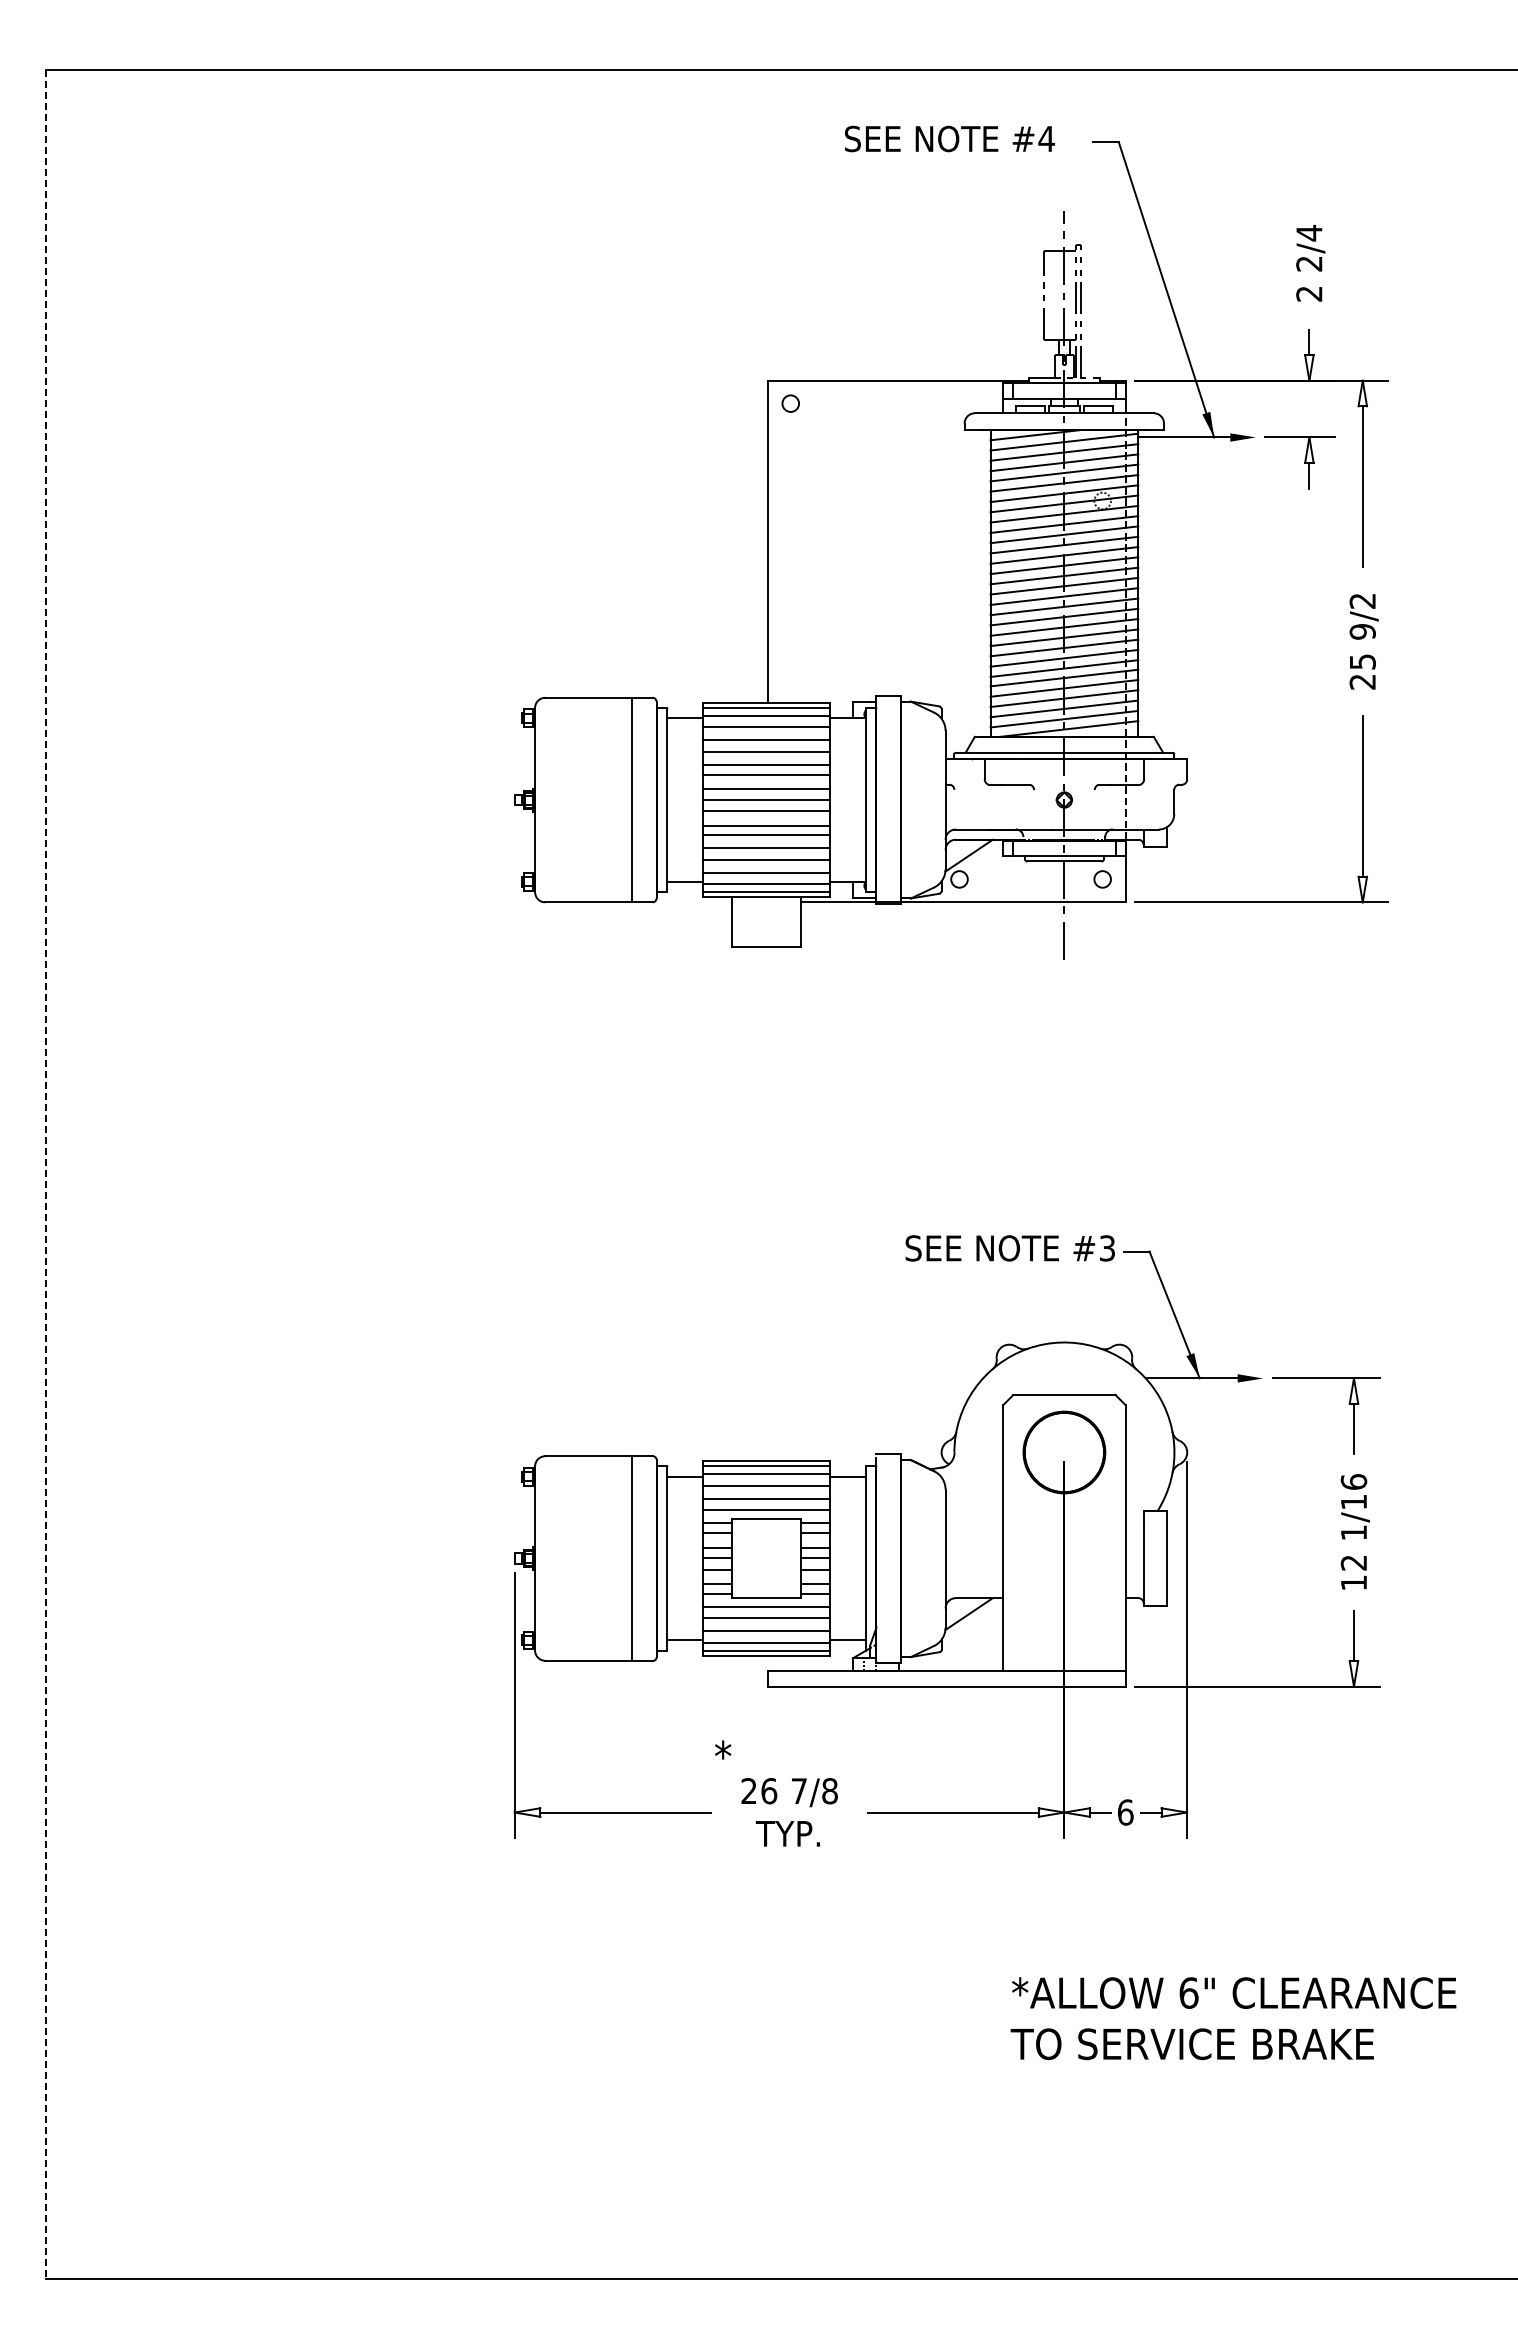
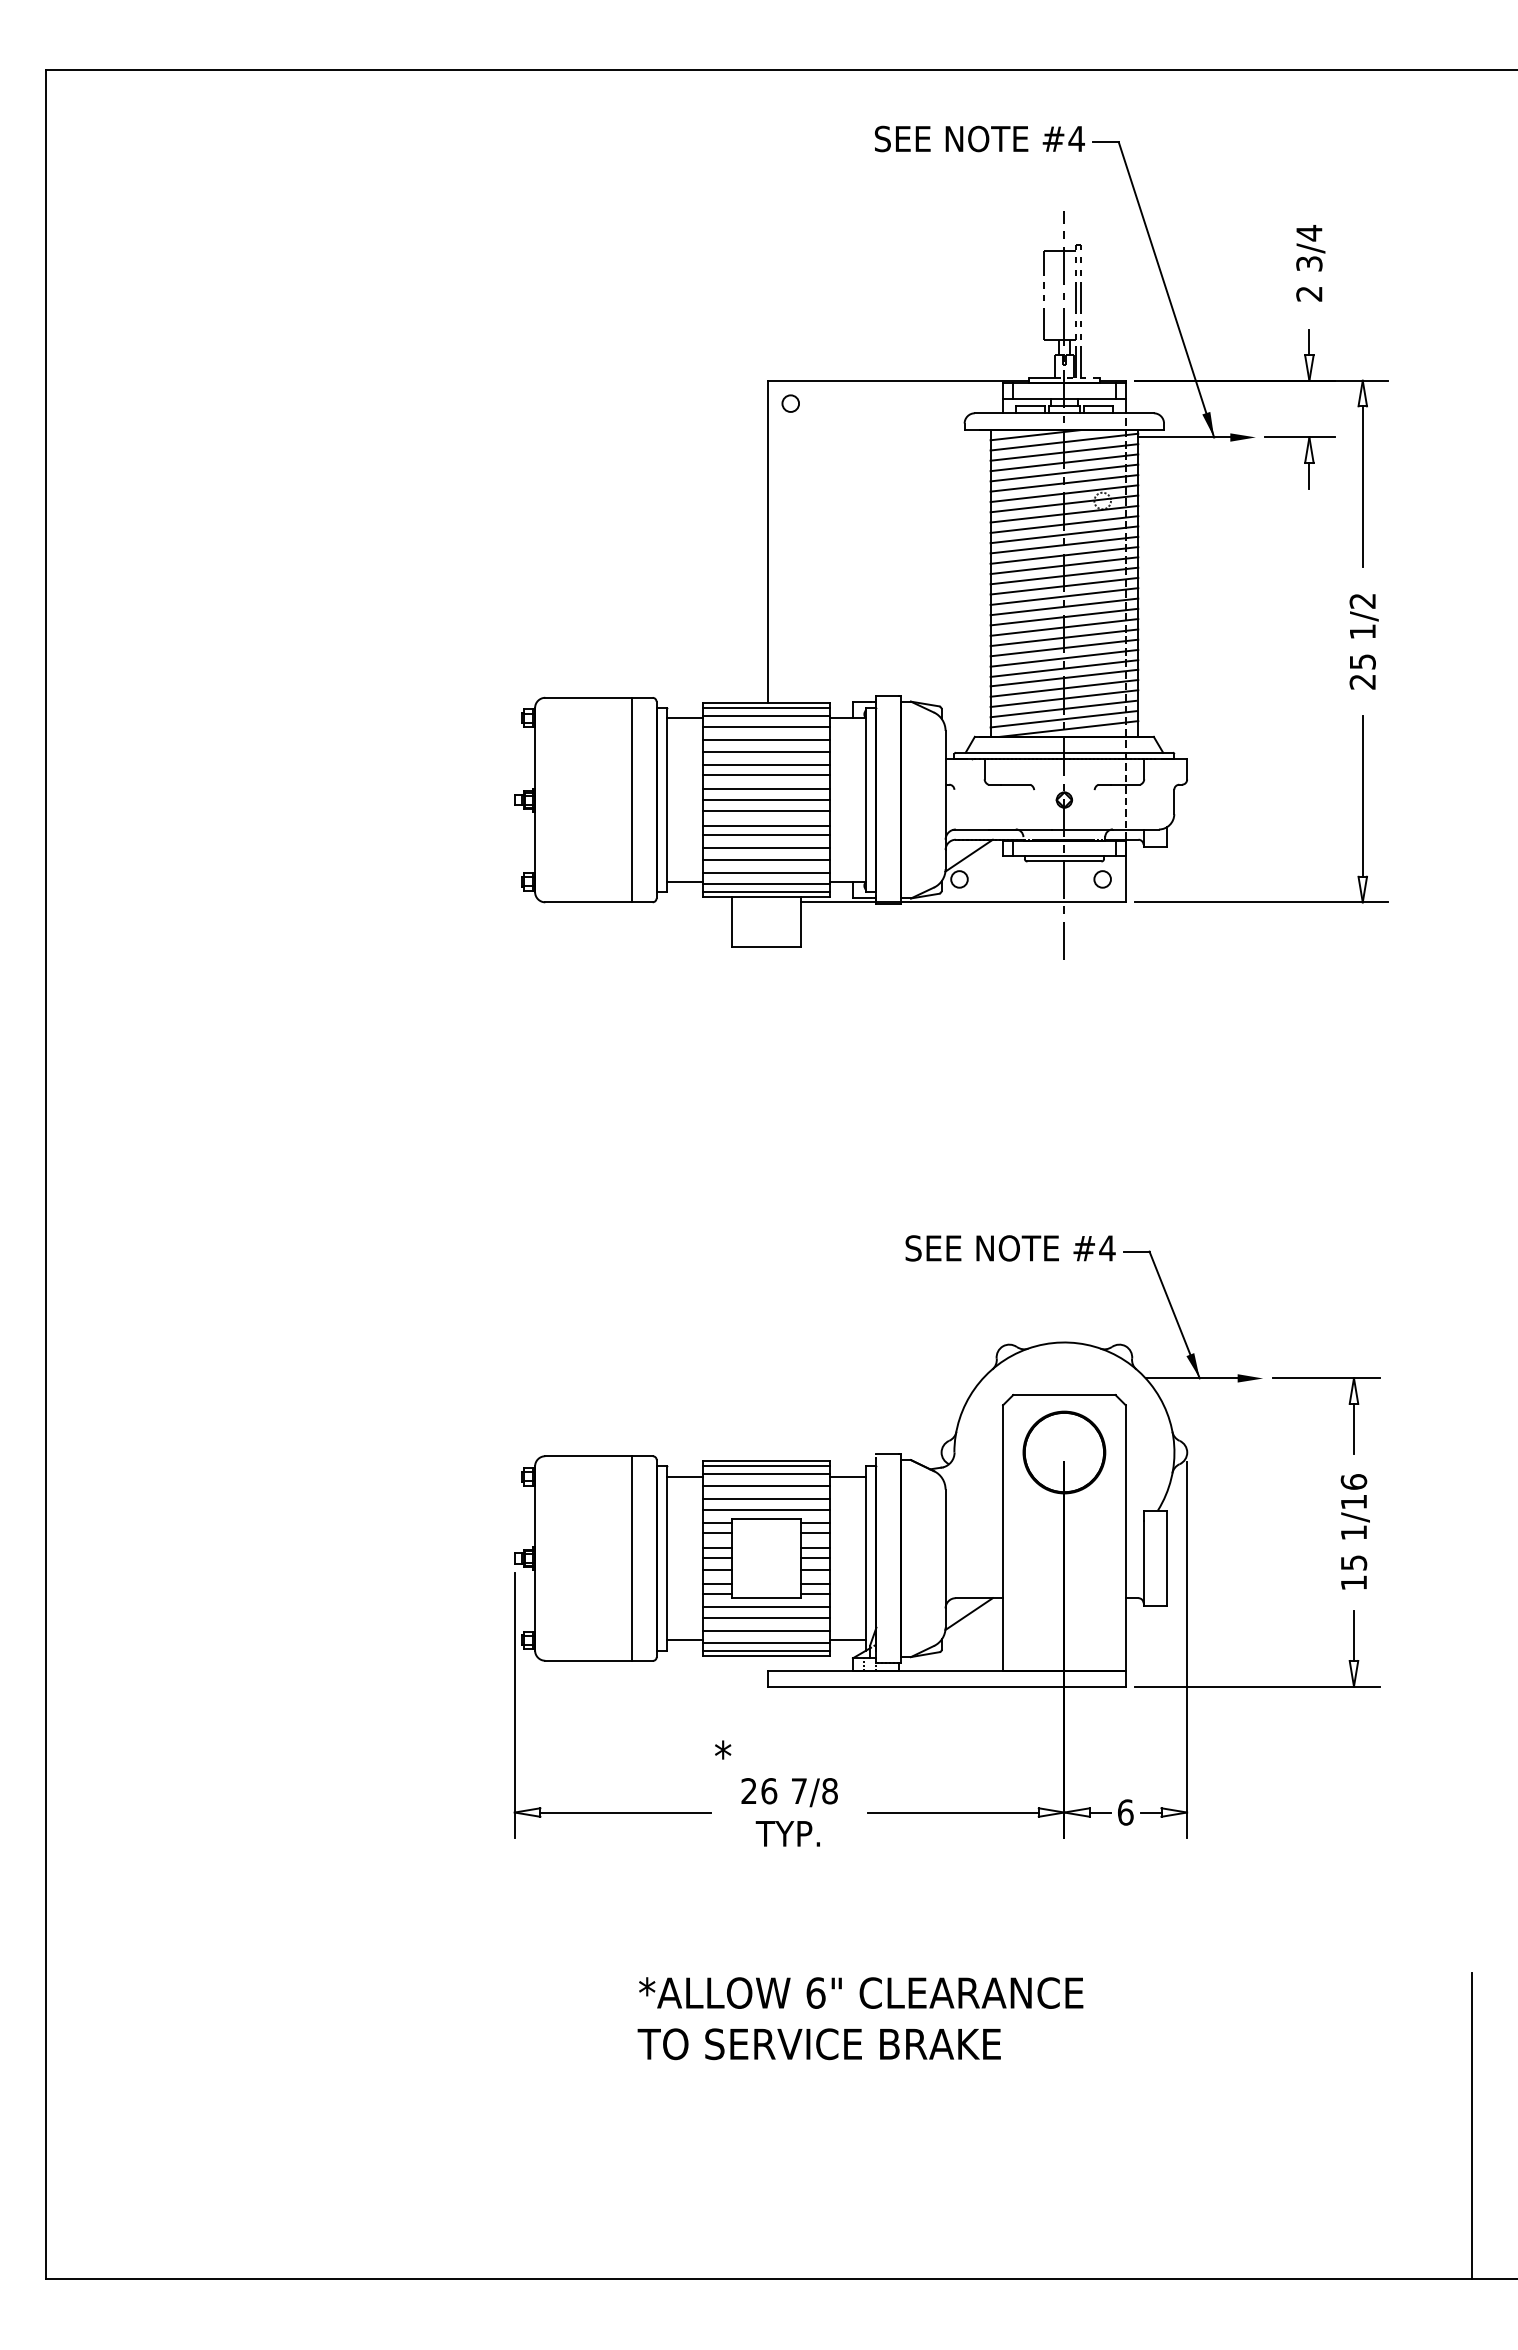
text position: (949, 138) -> (979, 138) (979, 138)
text: 2/4 -> 3/4 (1309, 263)
text: 9/2 -> 1/2 (1362, 631)
line: dashed -> solid (45, 1175)
text: #3 -> #4 (1107, 1248)
text: 12 -> 15 (1353, 1562)
text position: (1233, 2018) -> (860, 2018) (860, 2018)
line: none -> present (1472, 2125)
